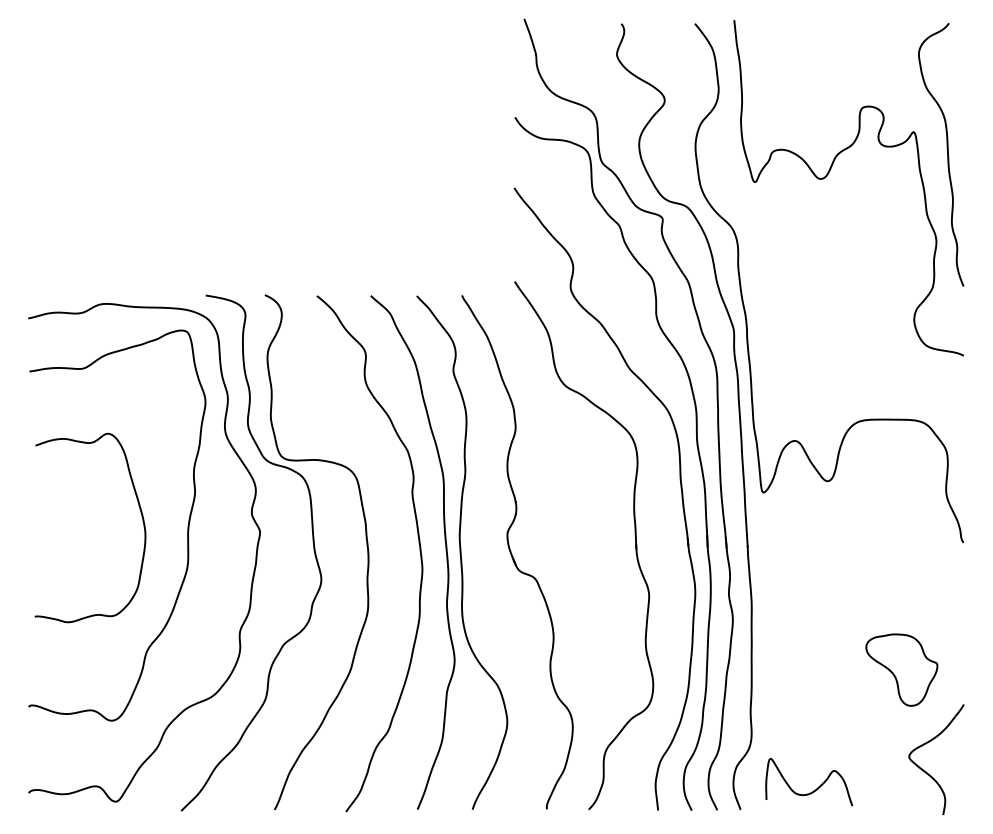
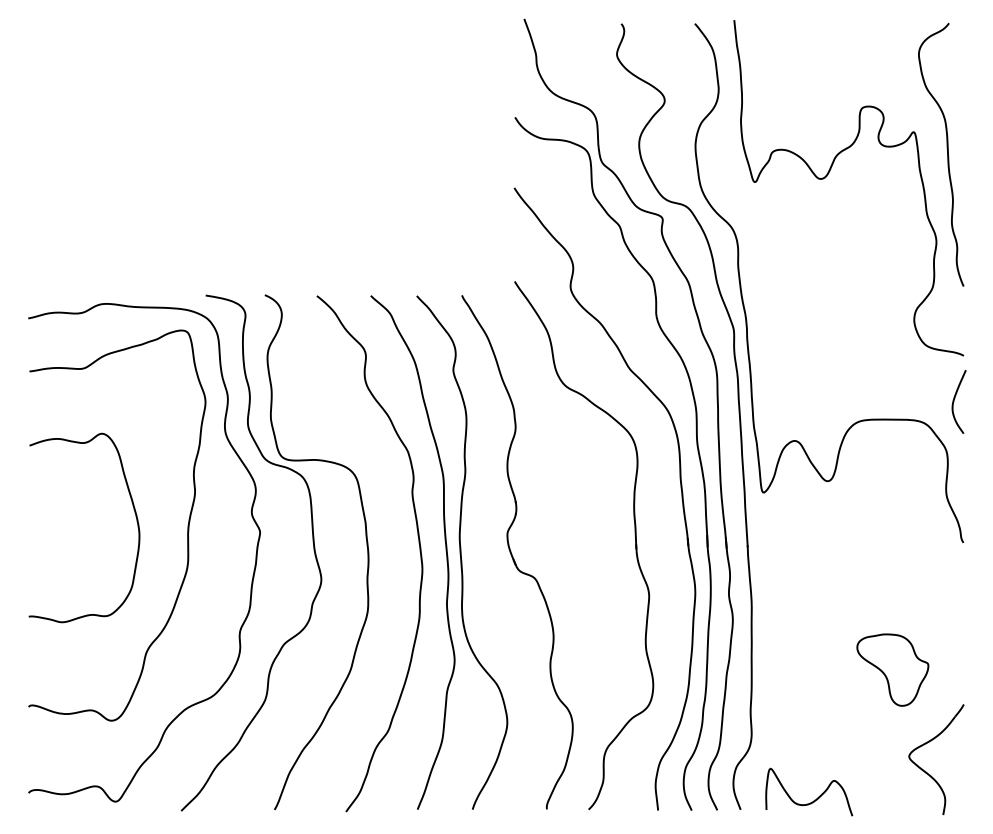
curve: none -> present (954, 401)
curve position: (140, 513) -> (134, 513) (134, 513)
part position: (901, 669) -> (892, 669) (892, 669)
curve position: (813, 790) -> (813, 800) (813, 800)
